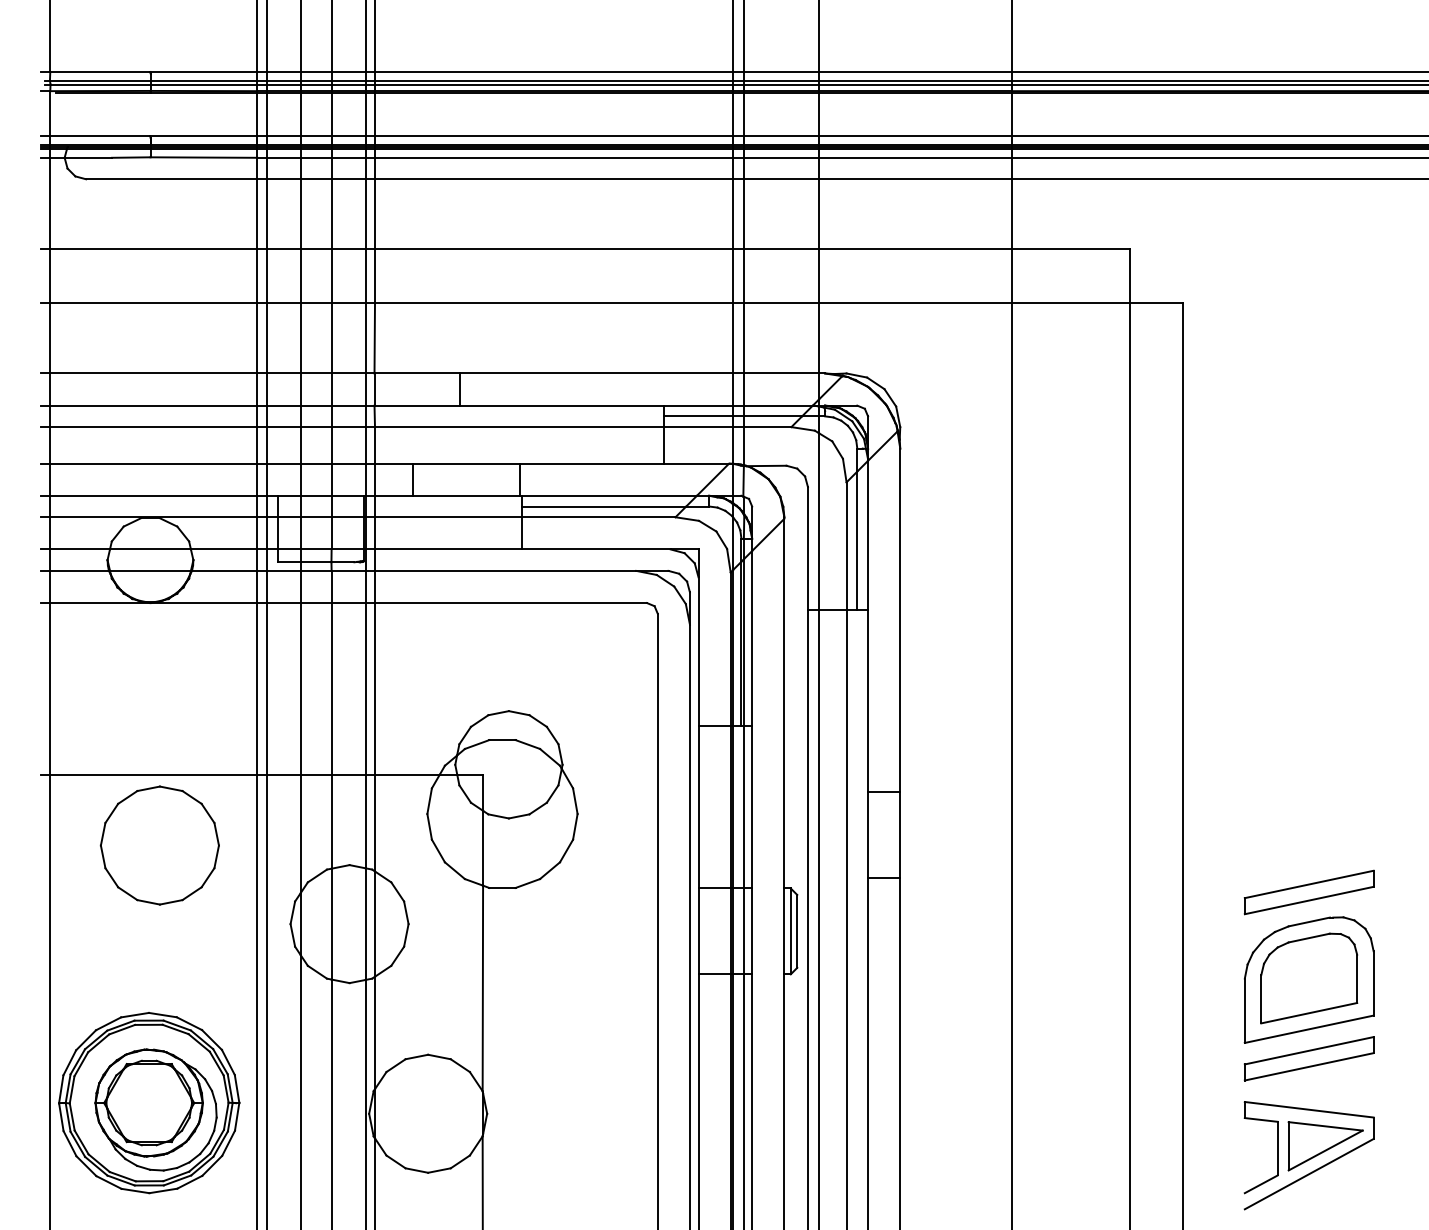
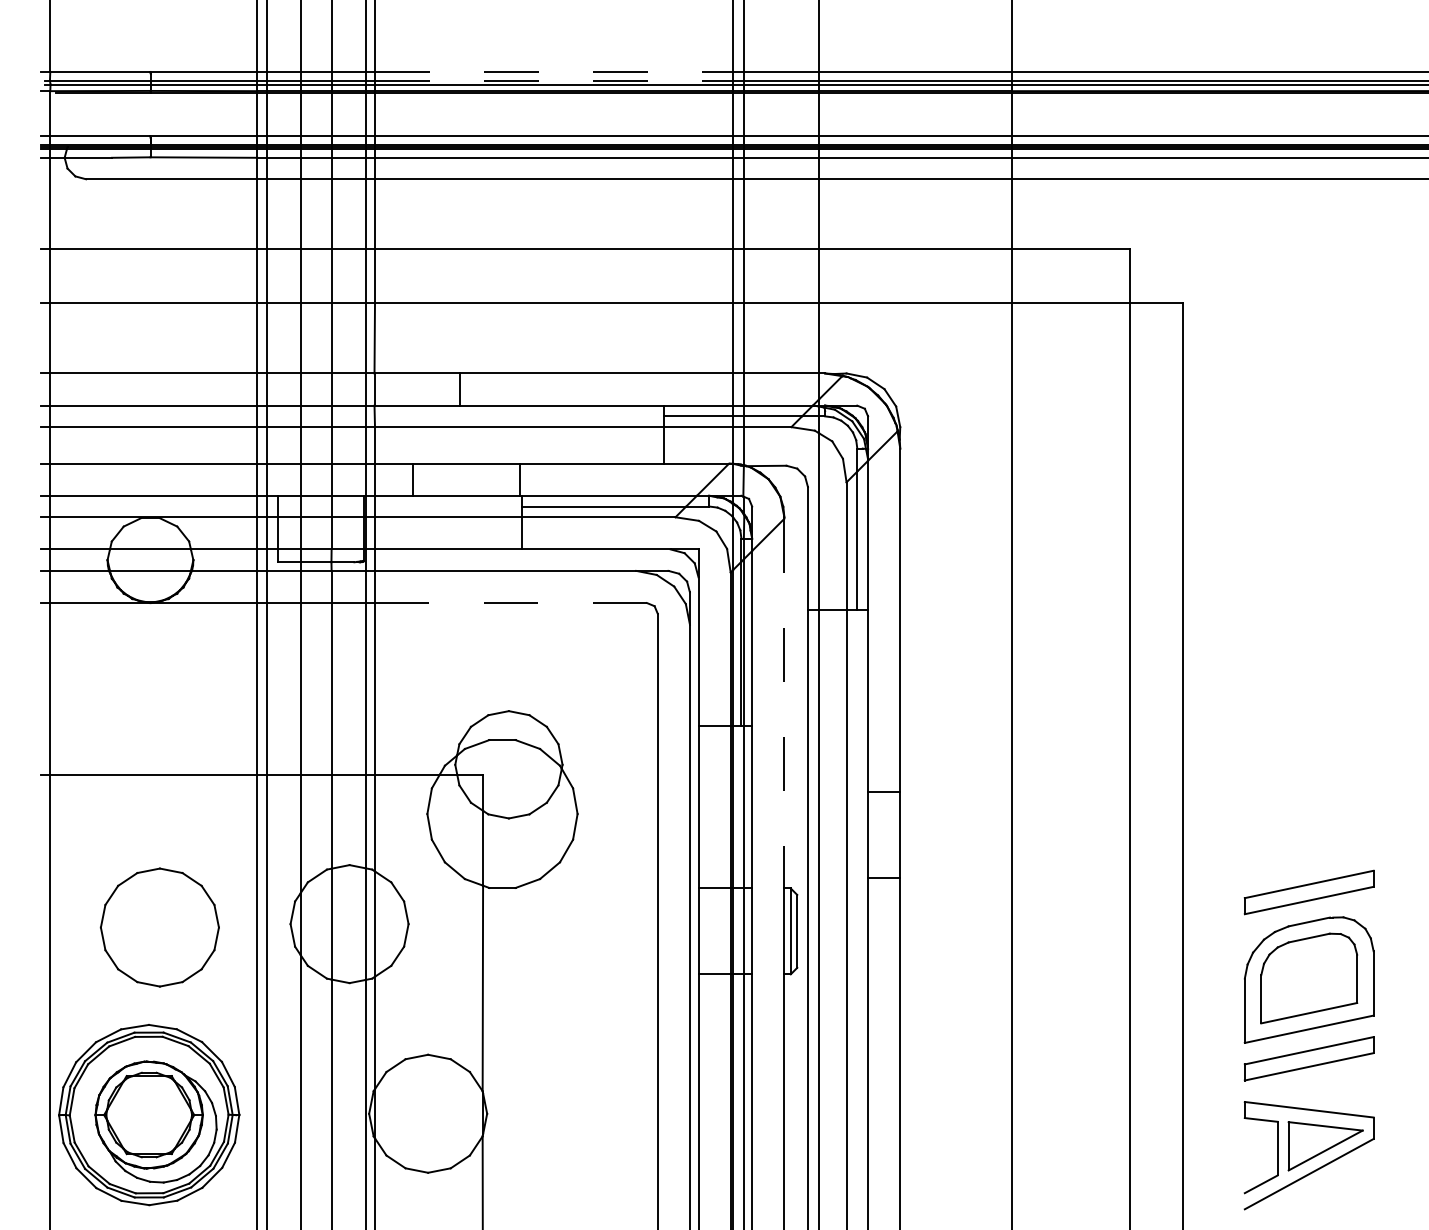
line: solid -> dashed (554, 71)
line: solid -> dashed (554, 80)
line: solid -> dashed (510, 603)
line: solid -> dashed (784, 703)
part position: (159, 845) -> (159, 927) (159, 927)
part position: (149, 1103) -> (149, 1115) (149, 1115)
